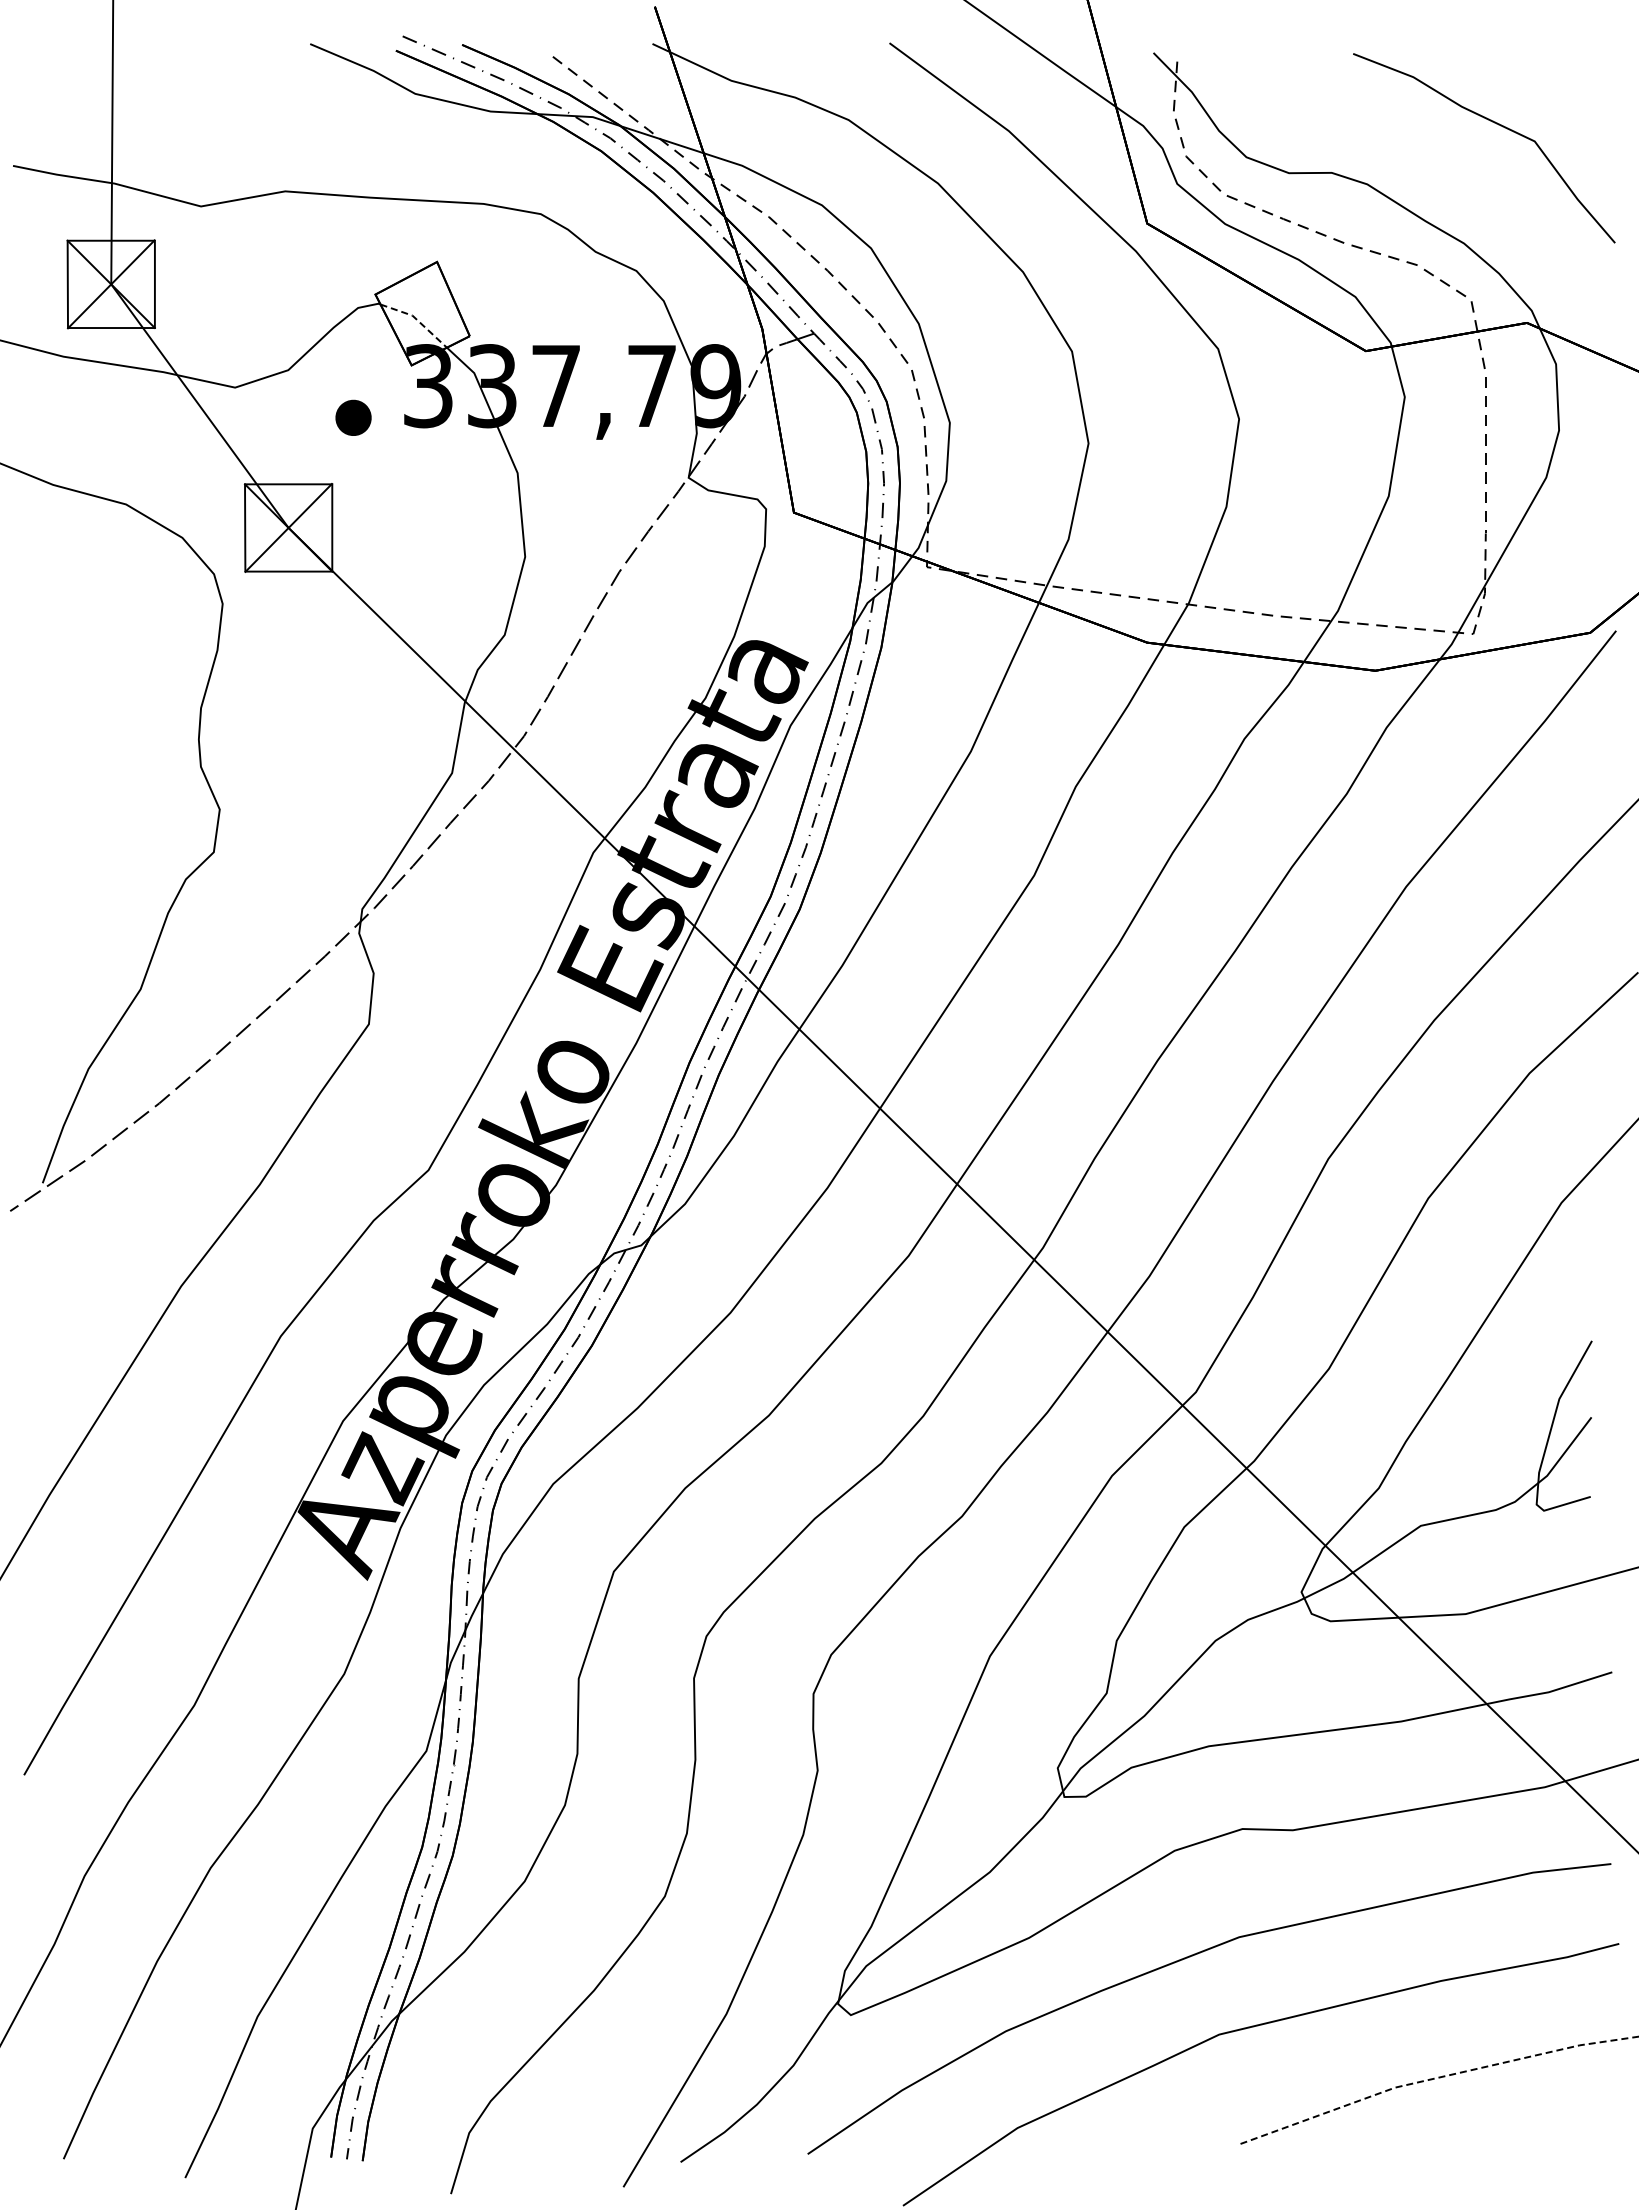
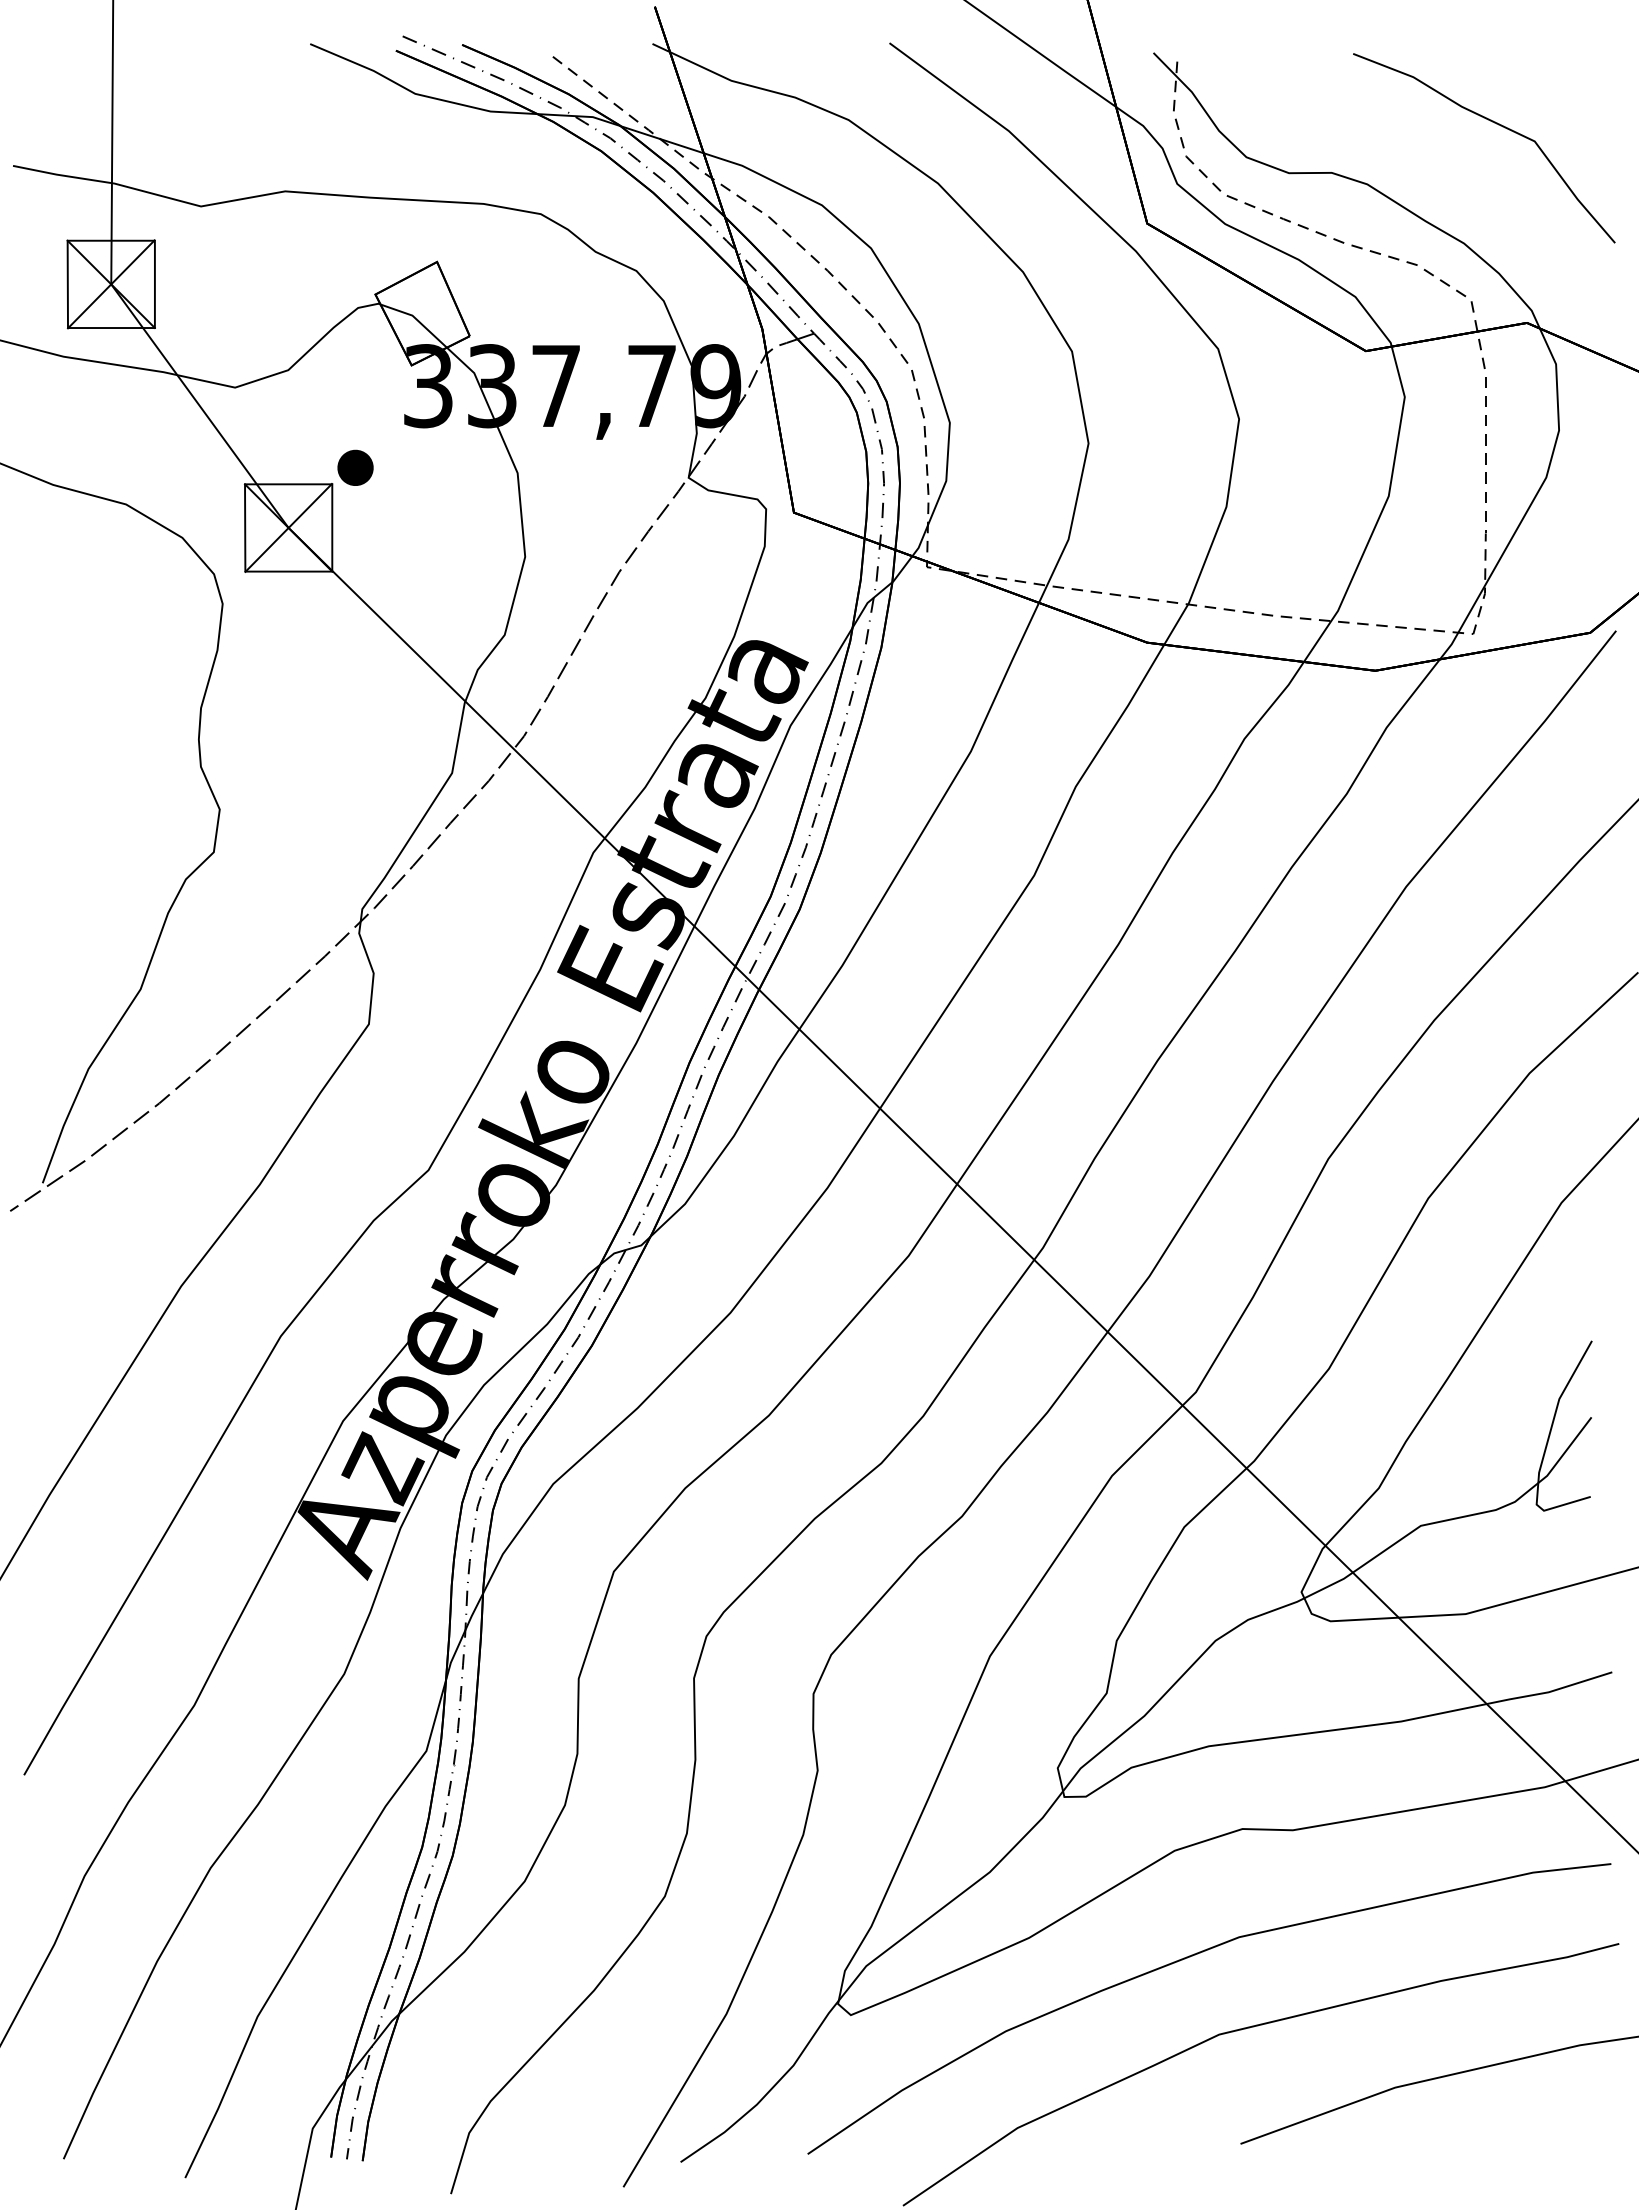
line: dashed -> solid (417, 320)
part position: (353, 417) -> (355, 467) (355, 467)
line: dashed -> solid (1436, 2078)
